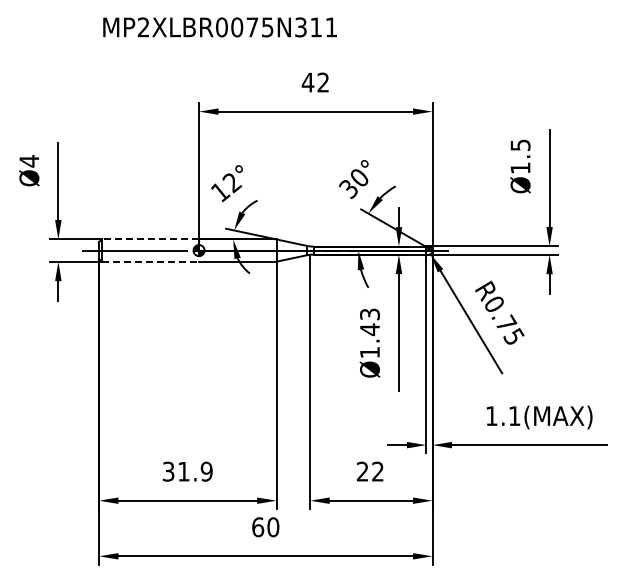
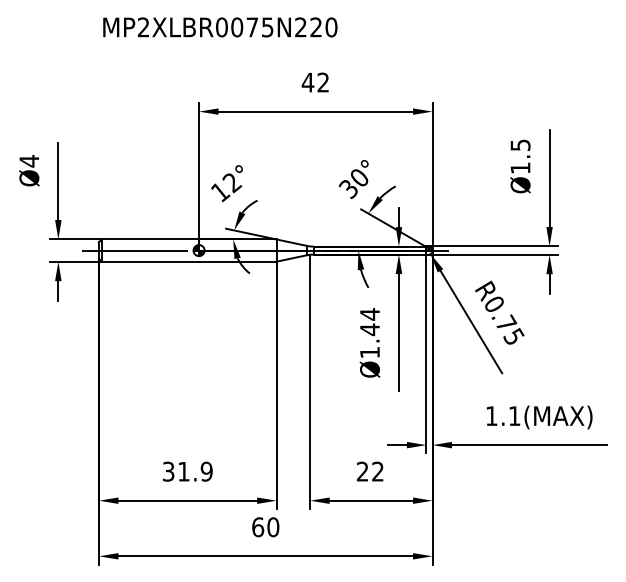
text: MP2XLBR0075N311 -> MP2XLBR0075N220 (316, 27)
line: dashed -> solid (150, 239)
line: dashed -> solid (150, 261)
text: Ø1.43 -> Ø1.44 (369, 314)
